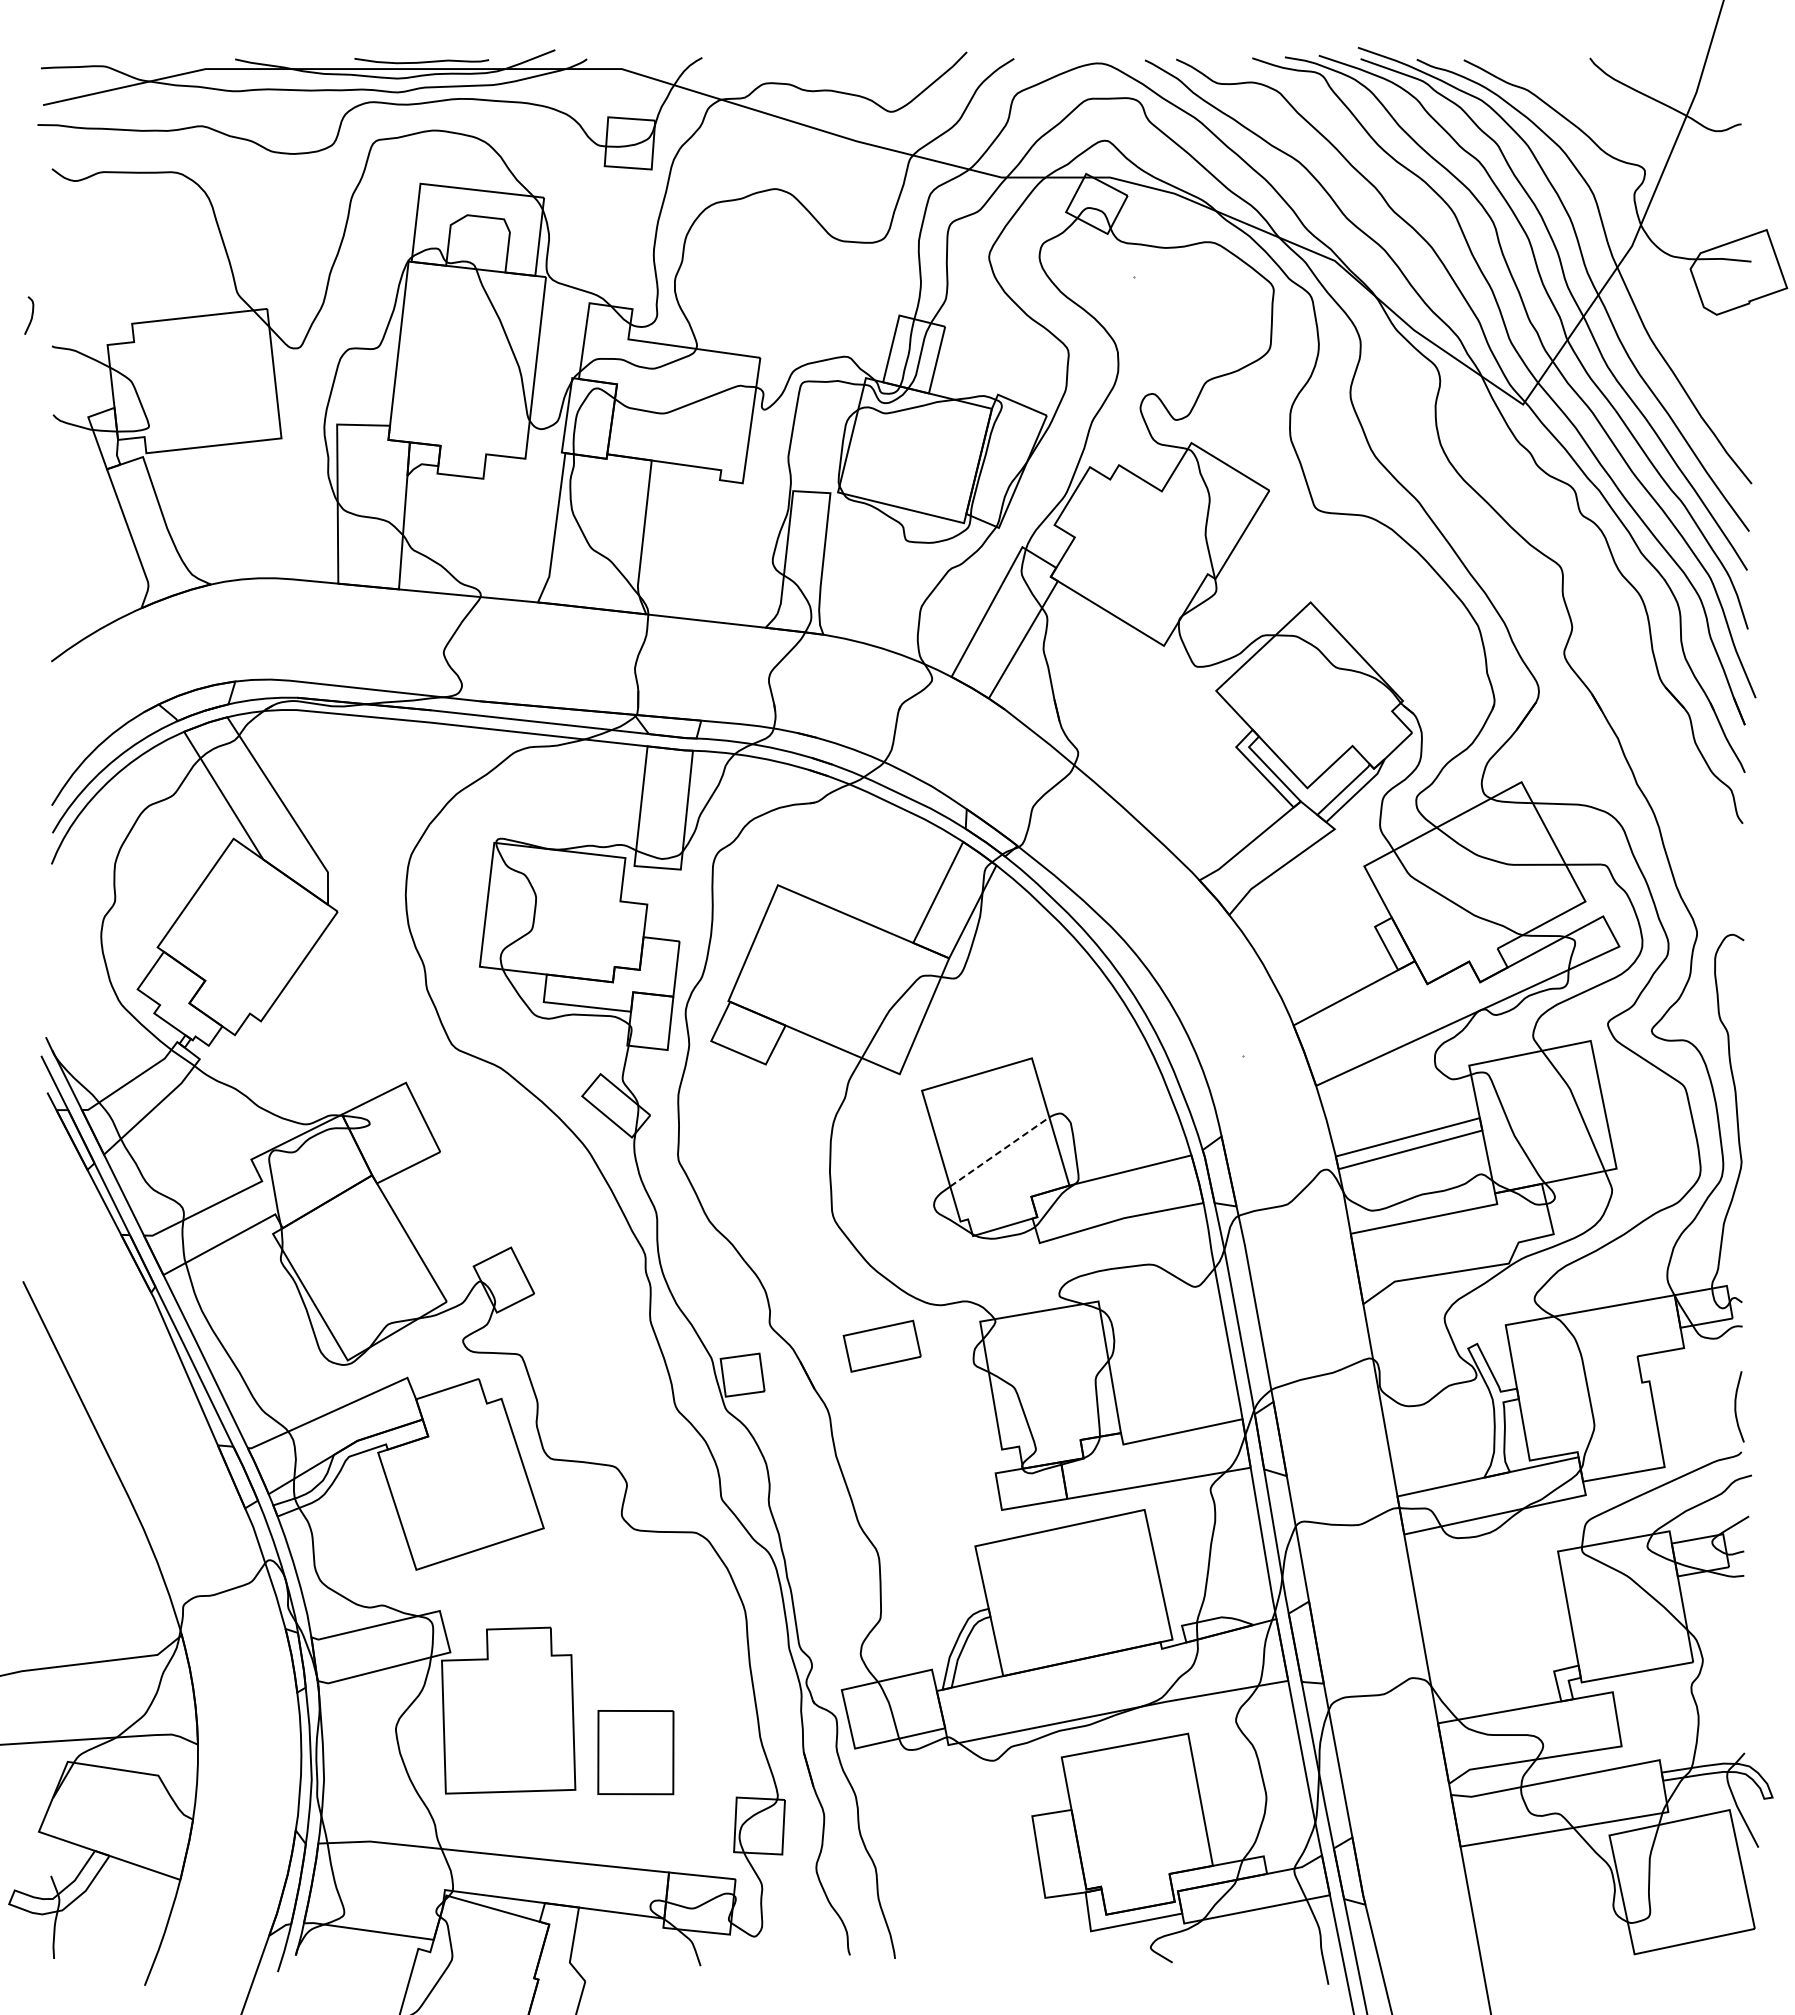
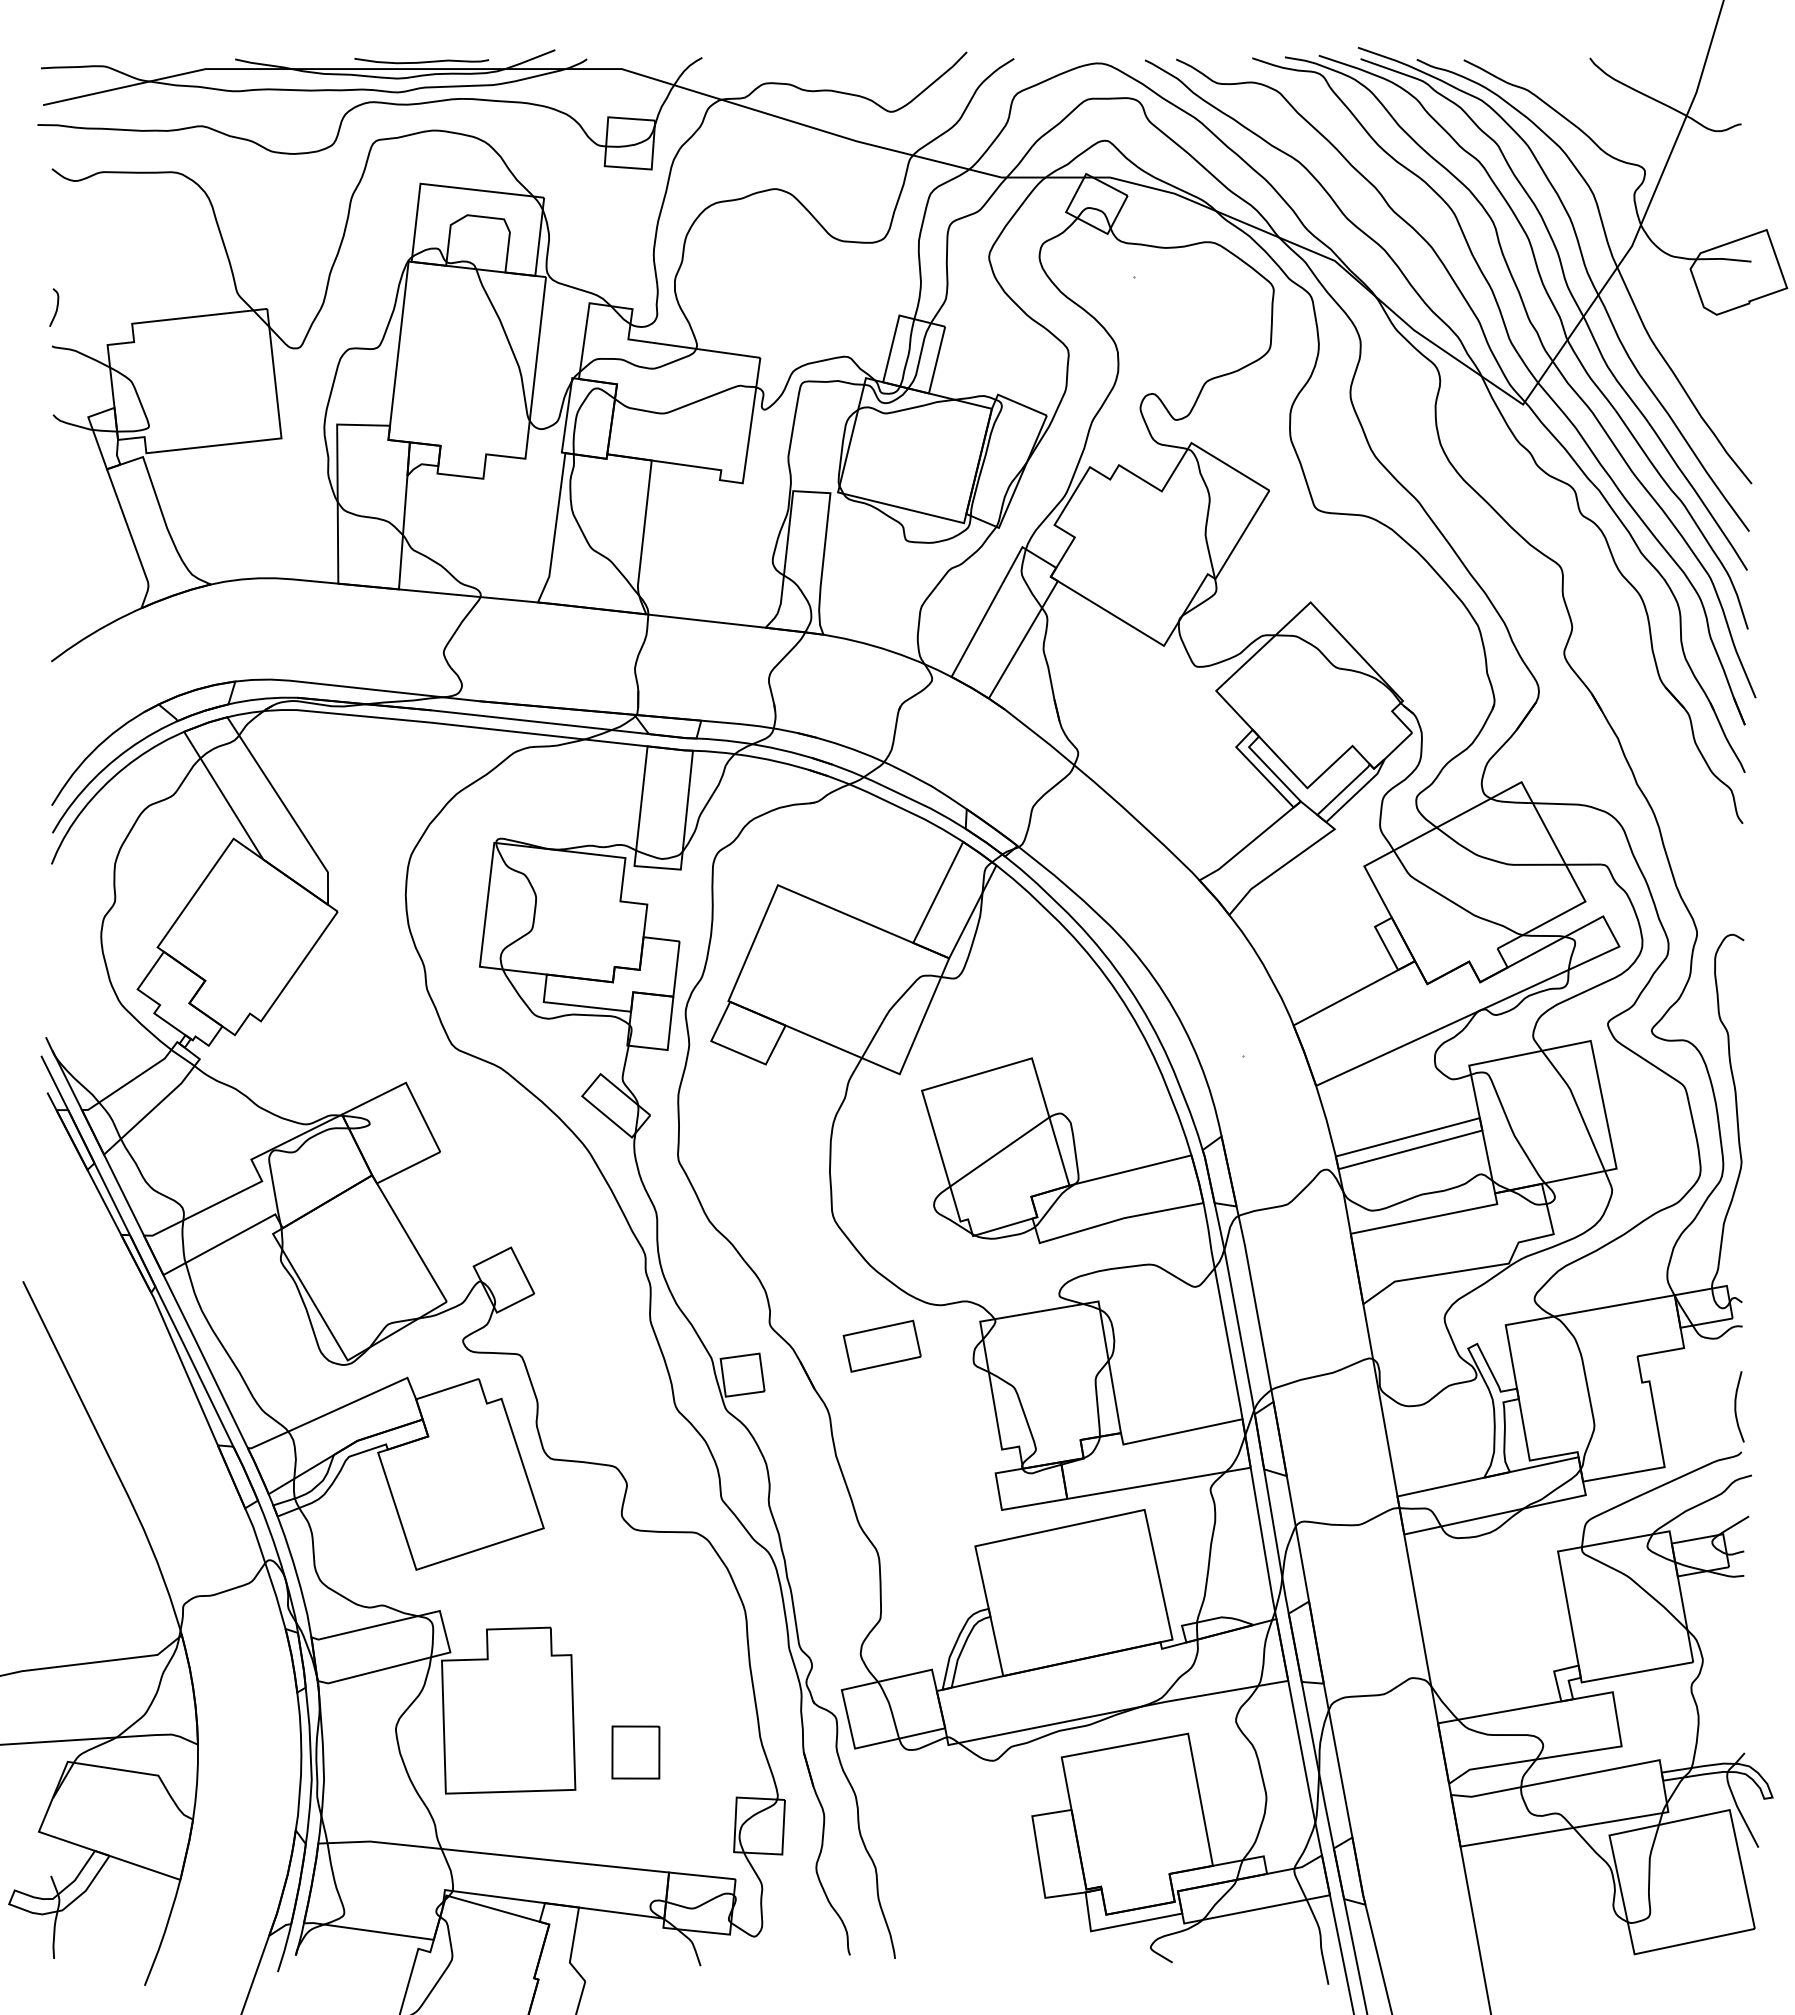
curve position: (31, 315) -> (56, 307) (56, 307)
line: dashed -> solid (1000, 1151)
part size: 78x86 px -> 50x55 px (635, 1752)
